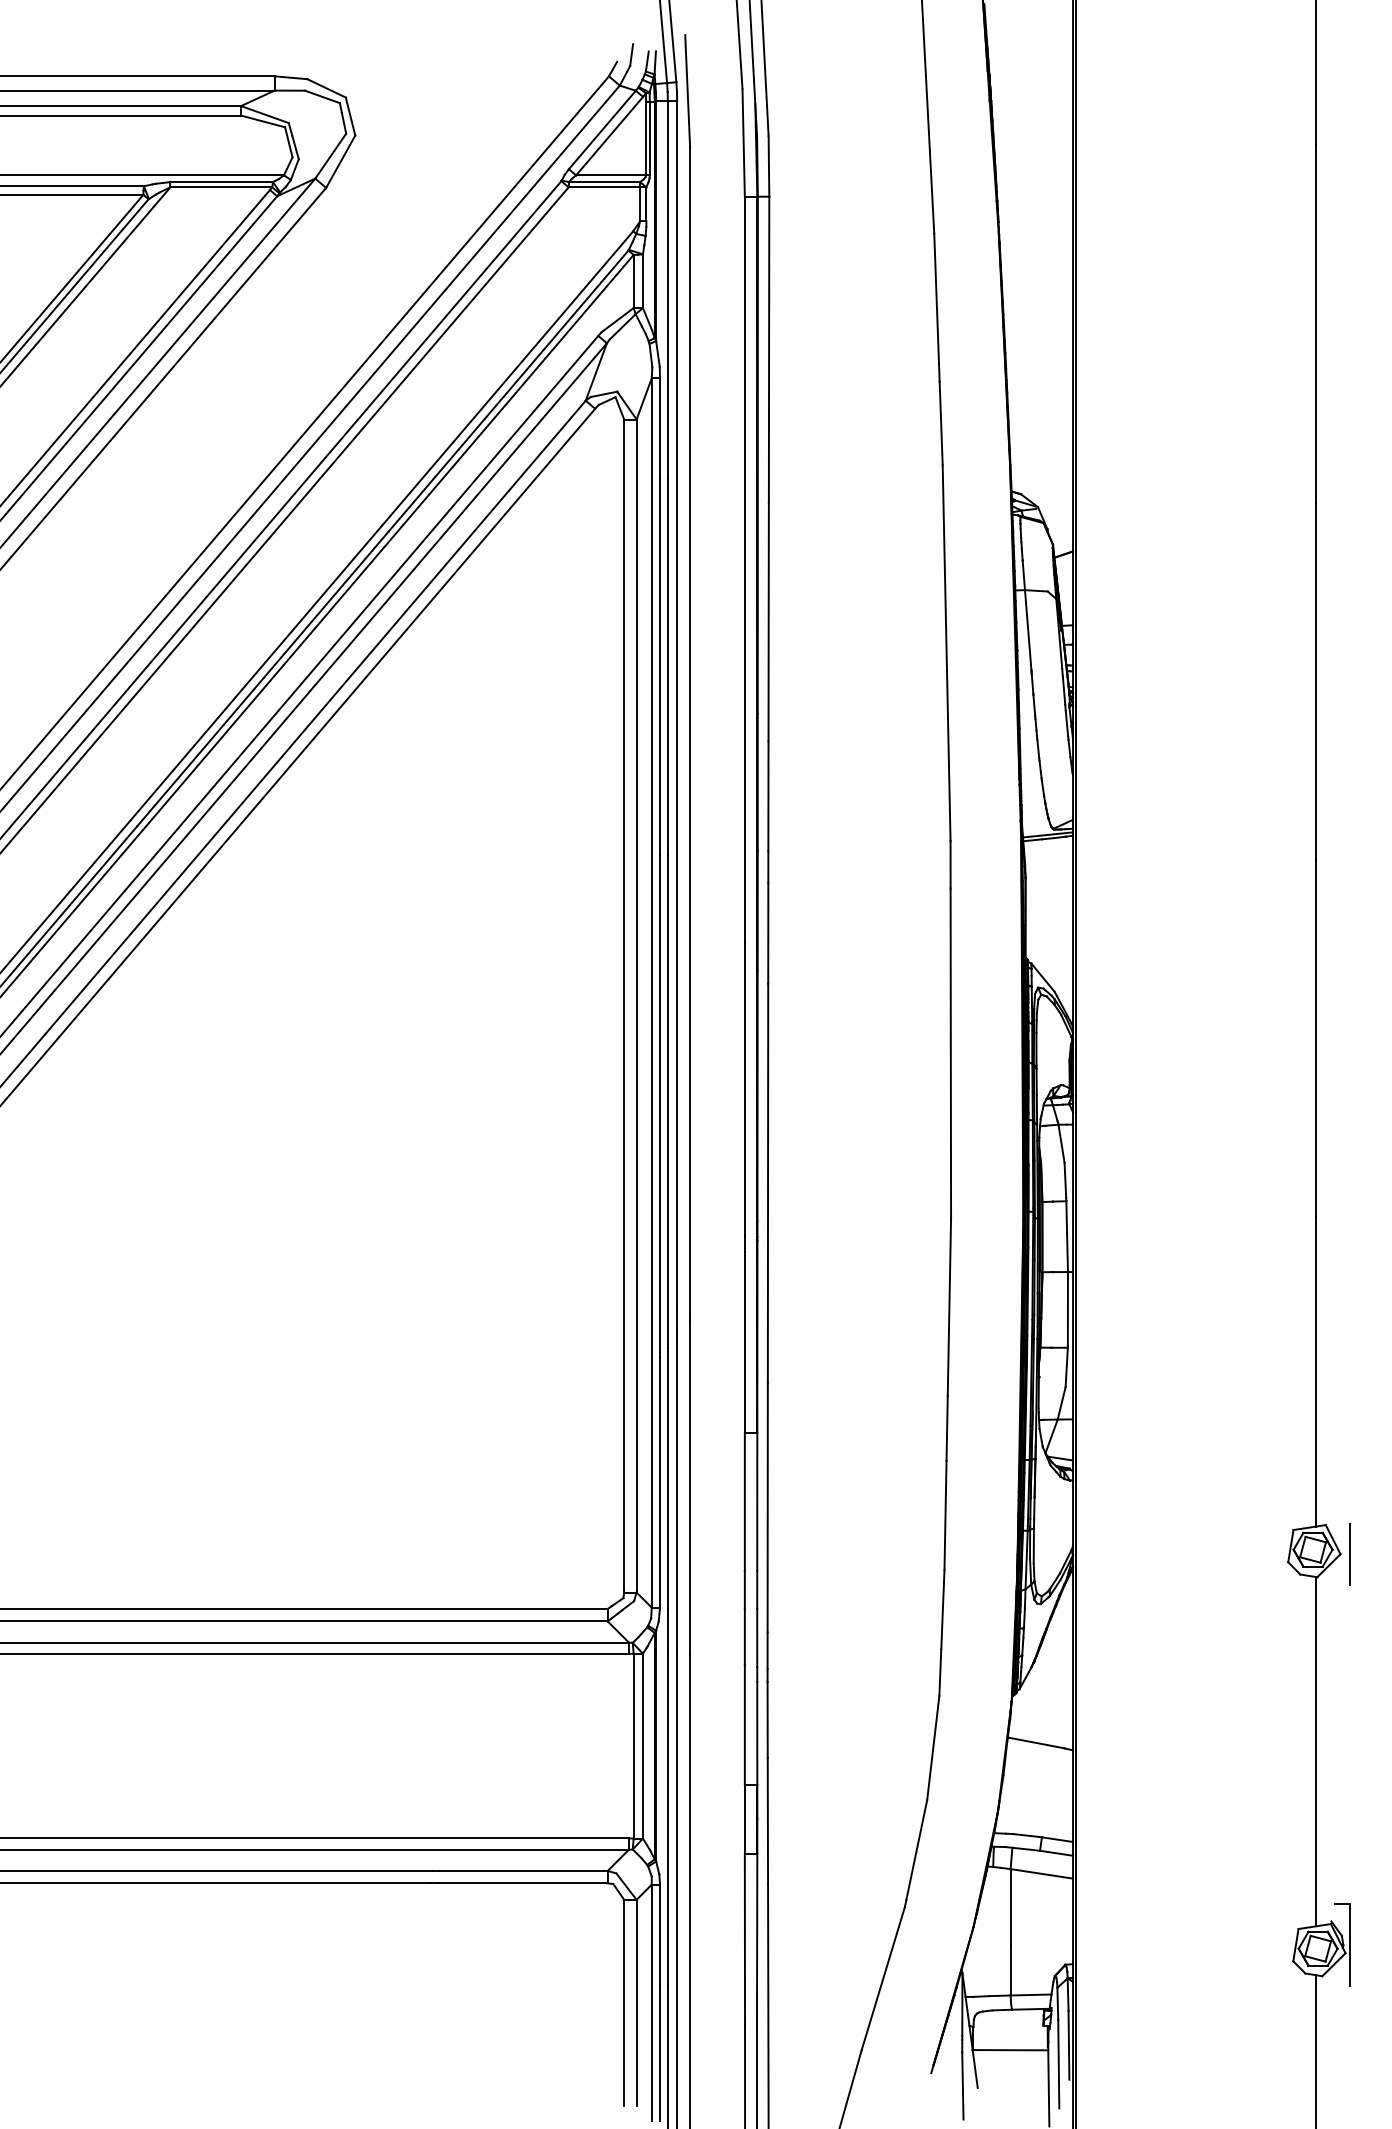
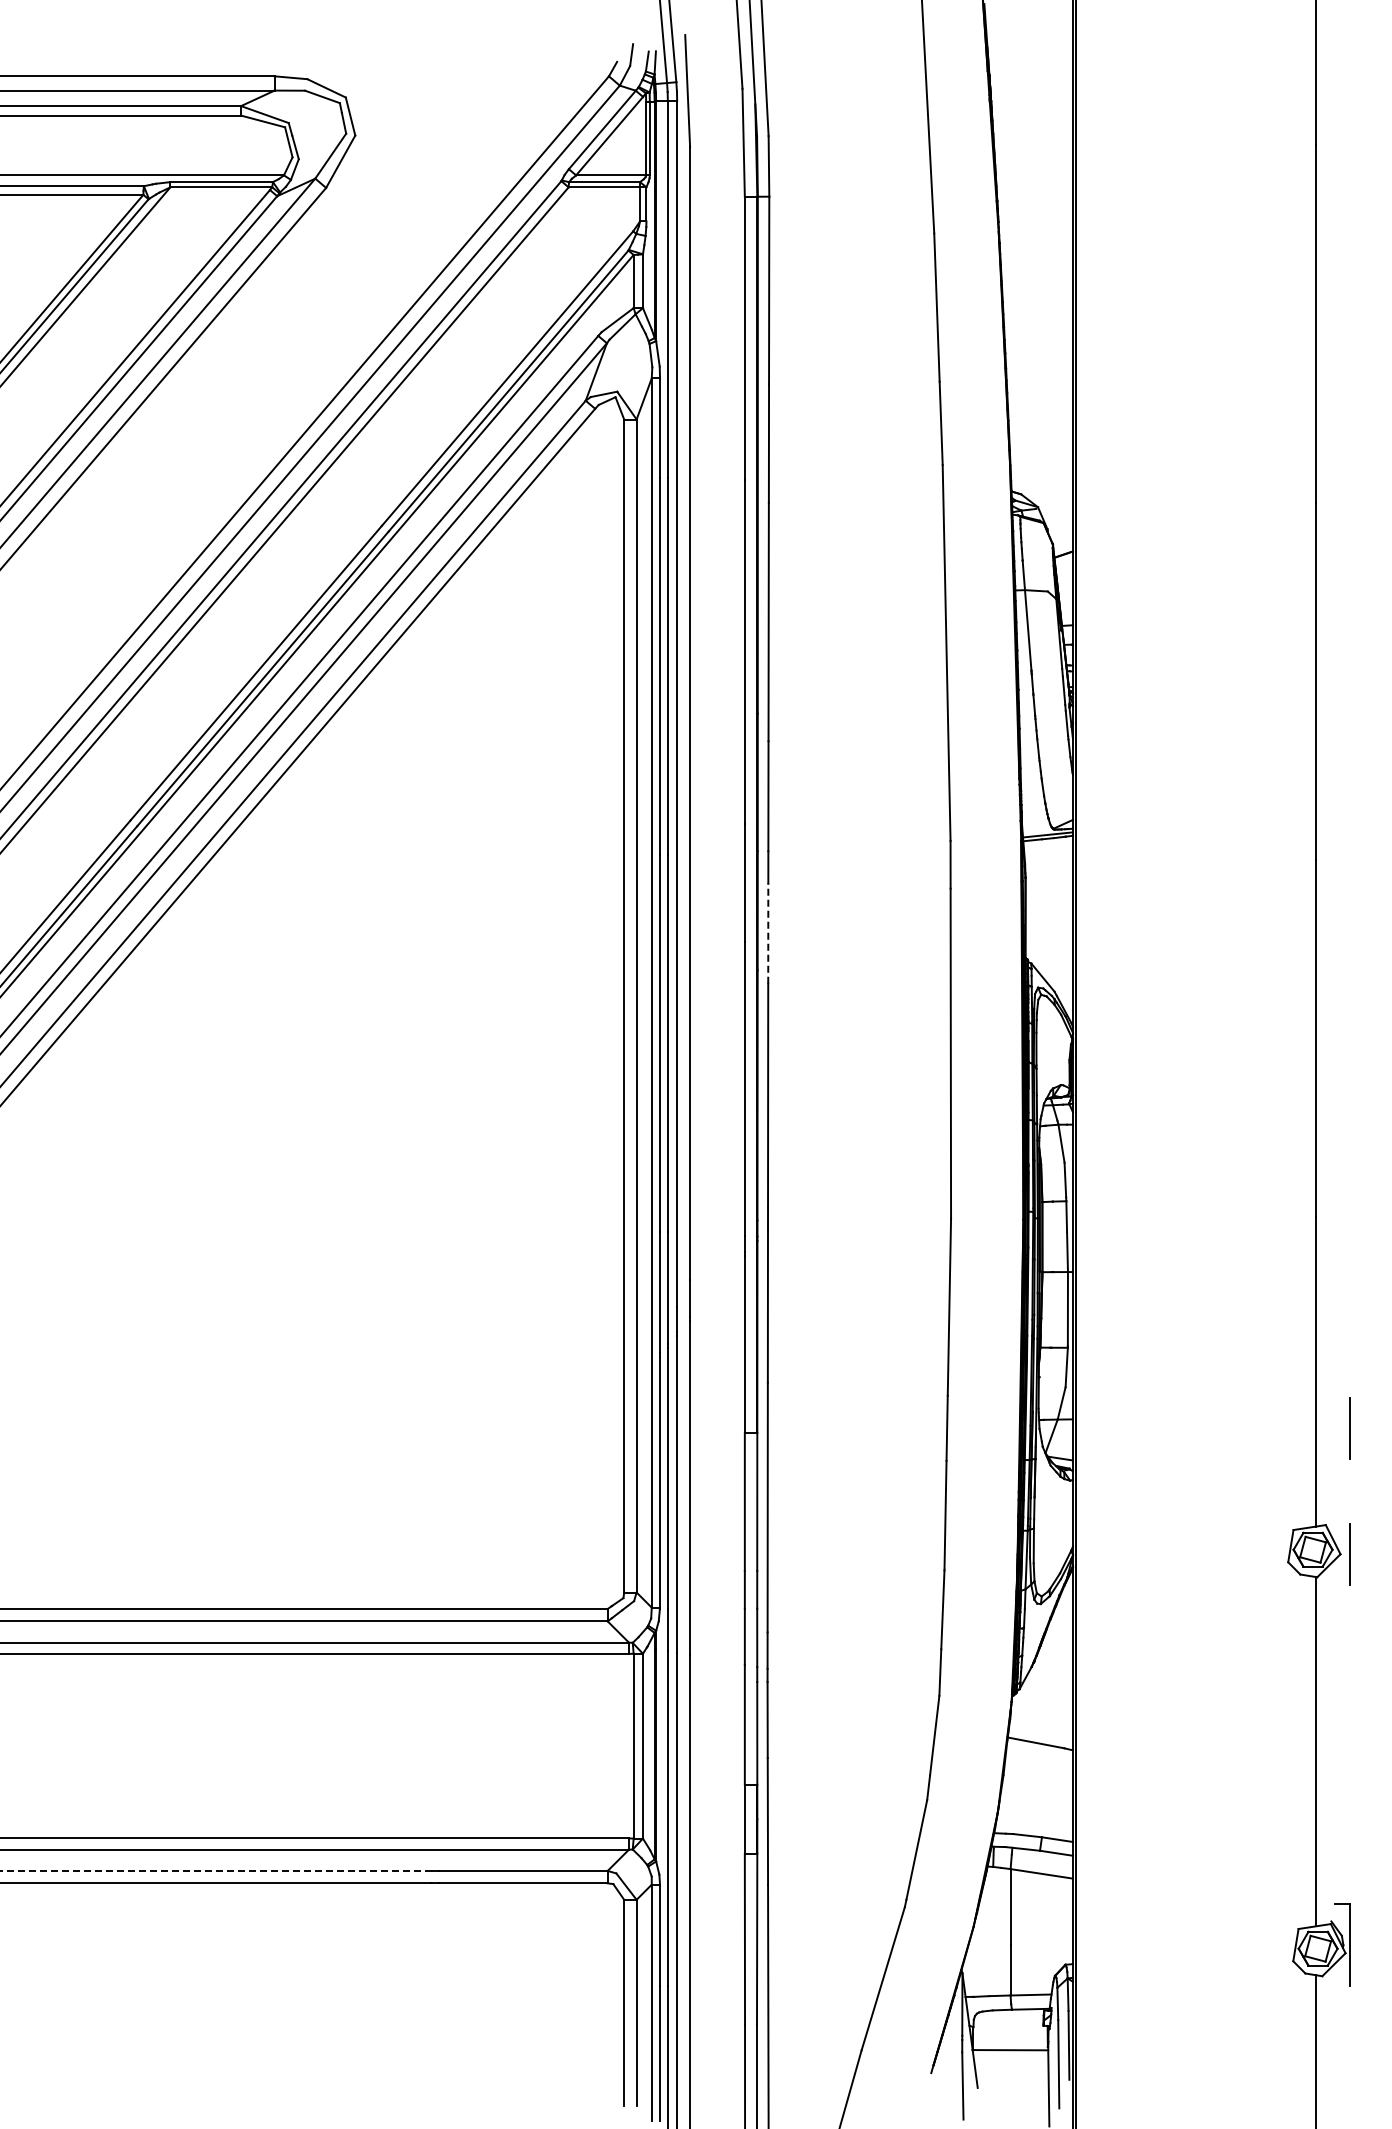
line: solid -> dashed (768, 932)
line: none -> present (1349, 1428)
line: solid -> dashed (215, 1870)
